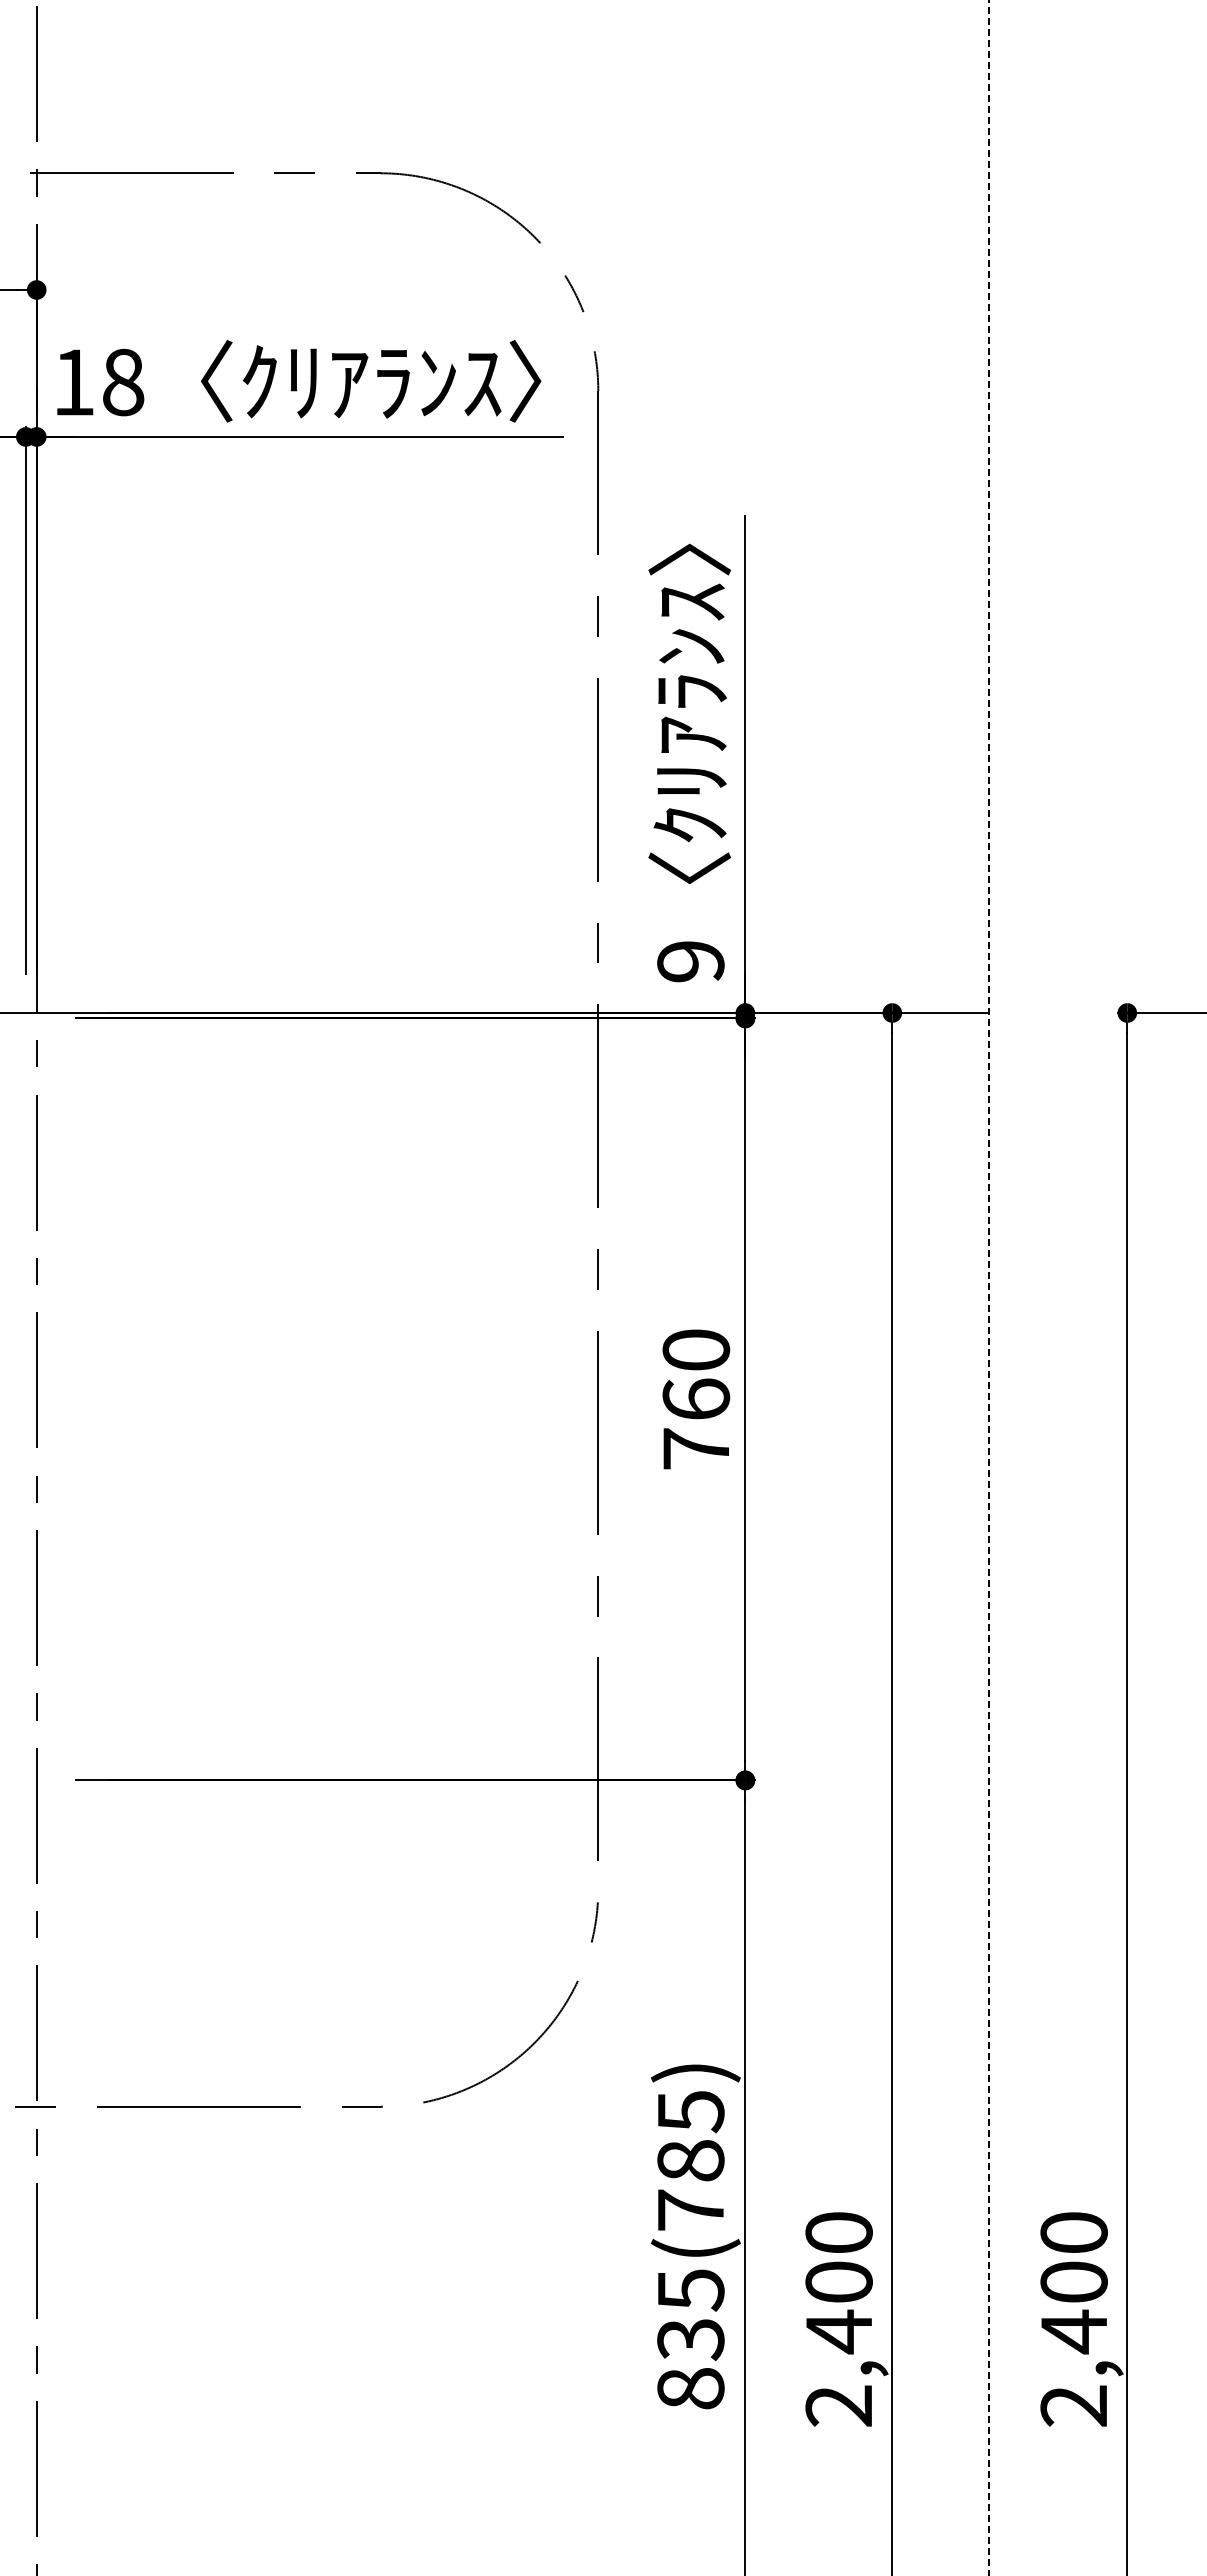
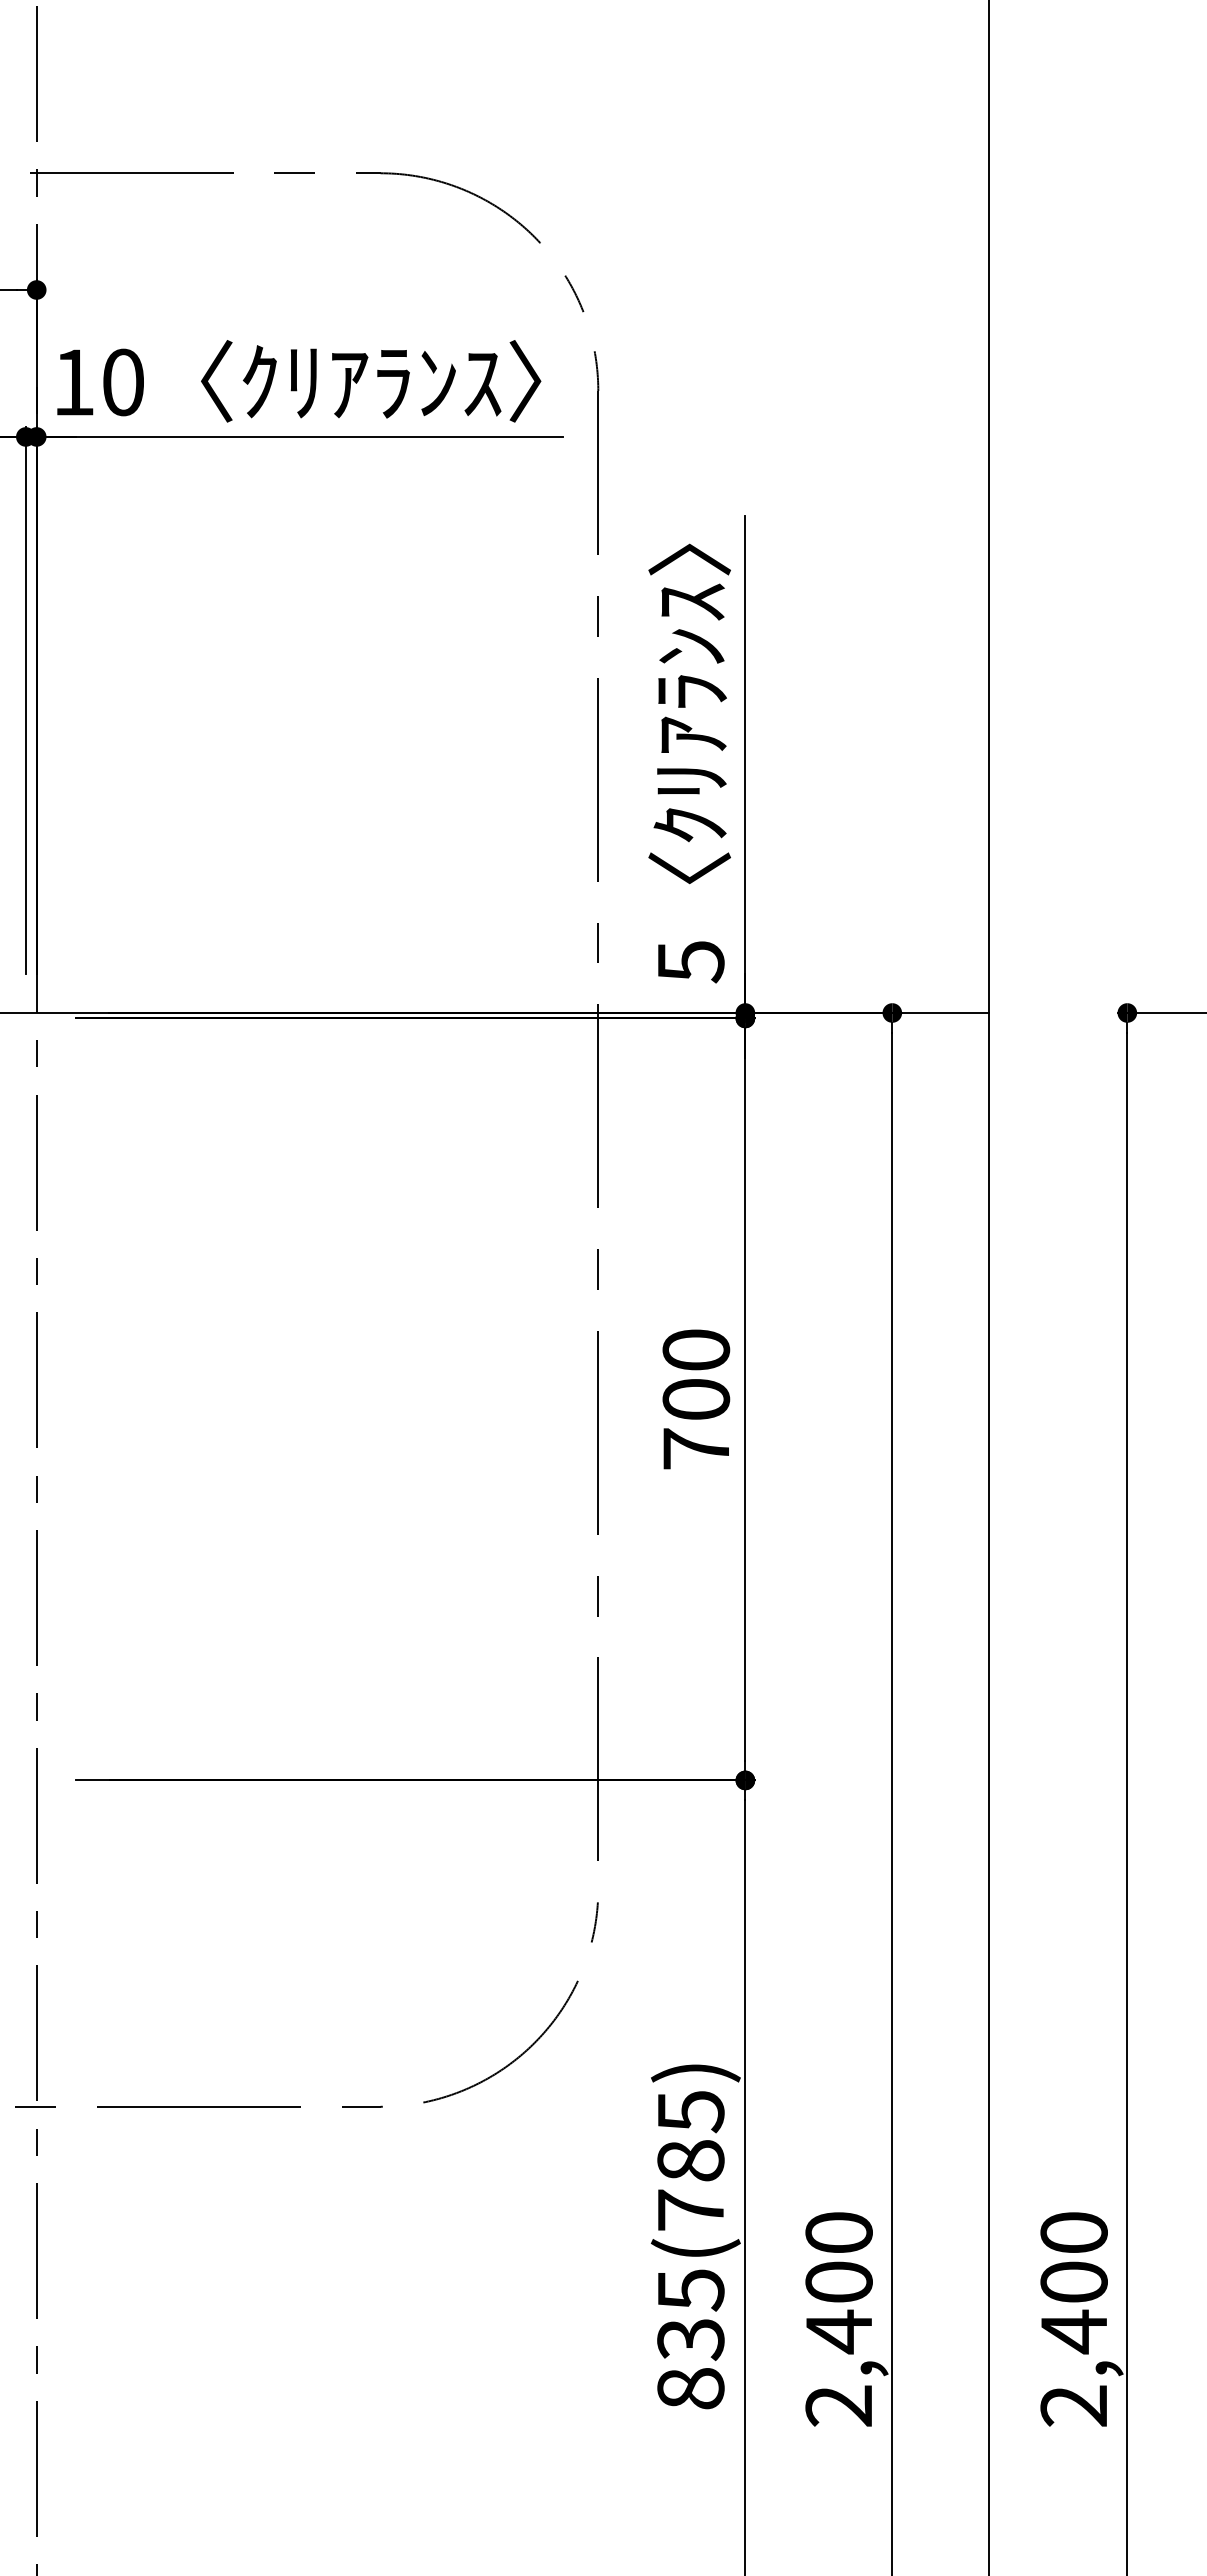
text: 18 -> 10 (123, 382)
text: 9 -> 5 (690, 962)
line: dashed -> solid (988, 1286)
text: 760 -> 700 (696, 1398)
